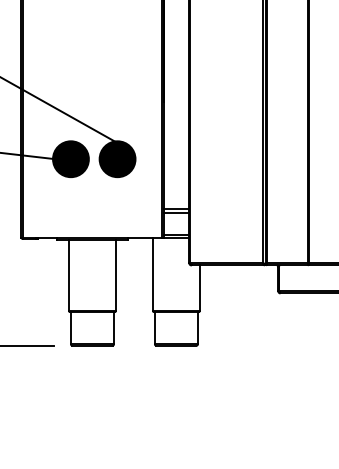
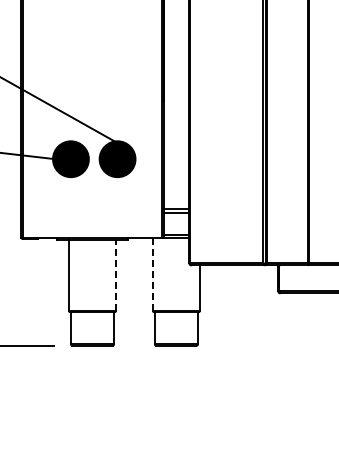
line: solid -> dashed (153, 274)
line: solid -> dashed (115, 275)
